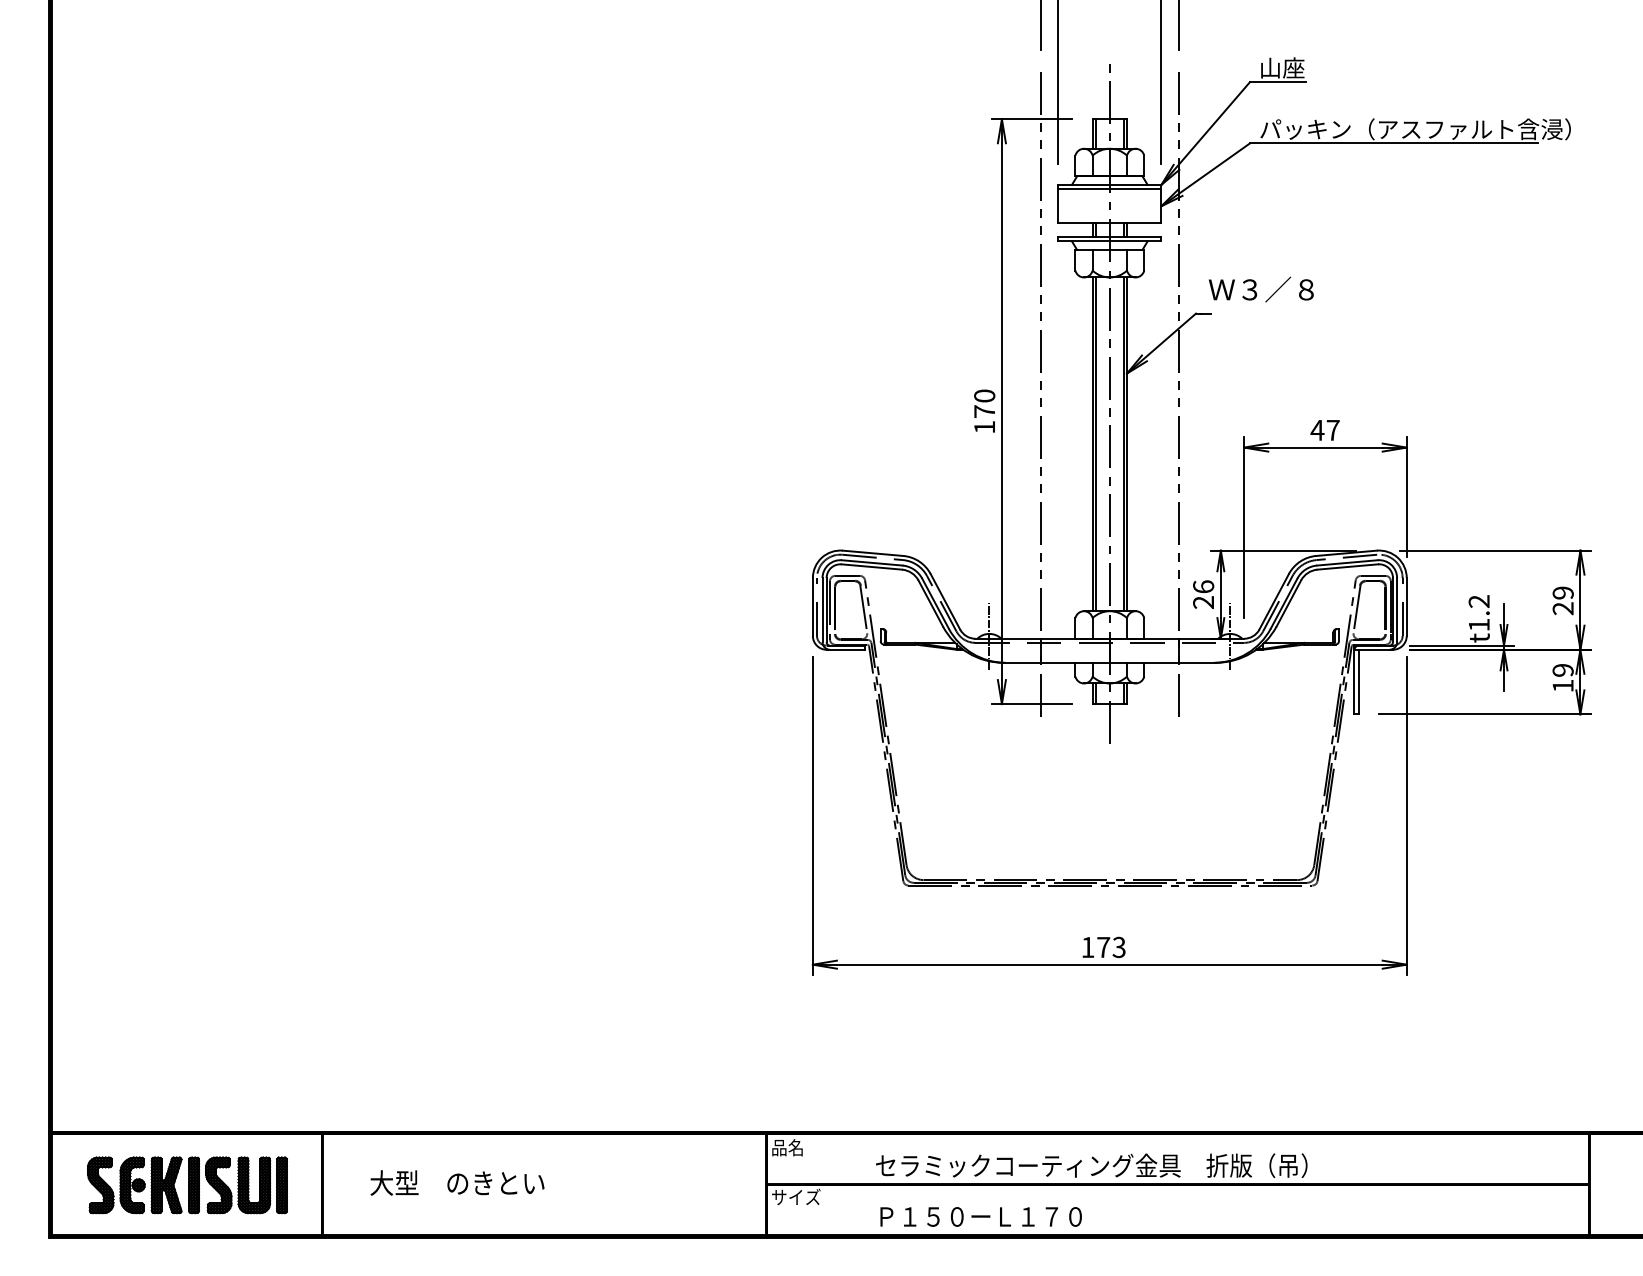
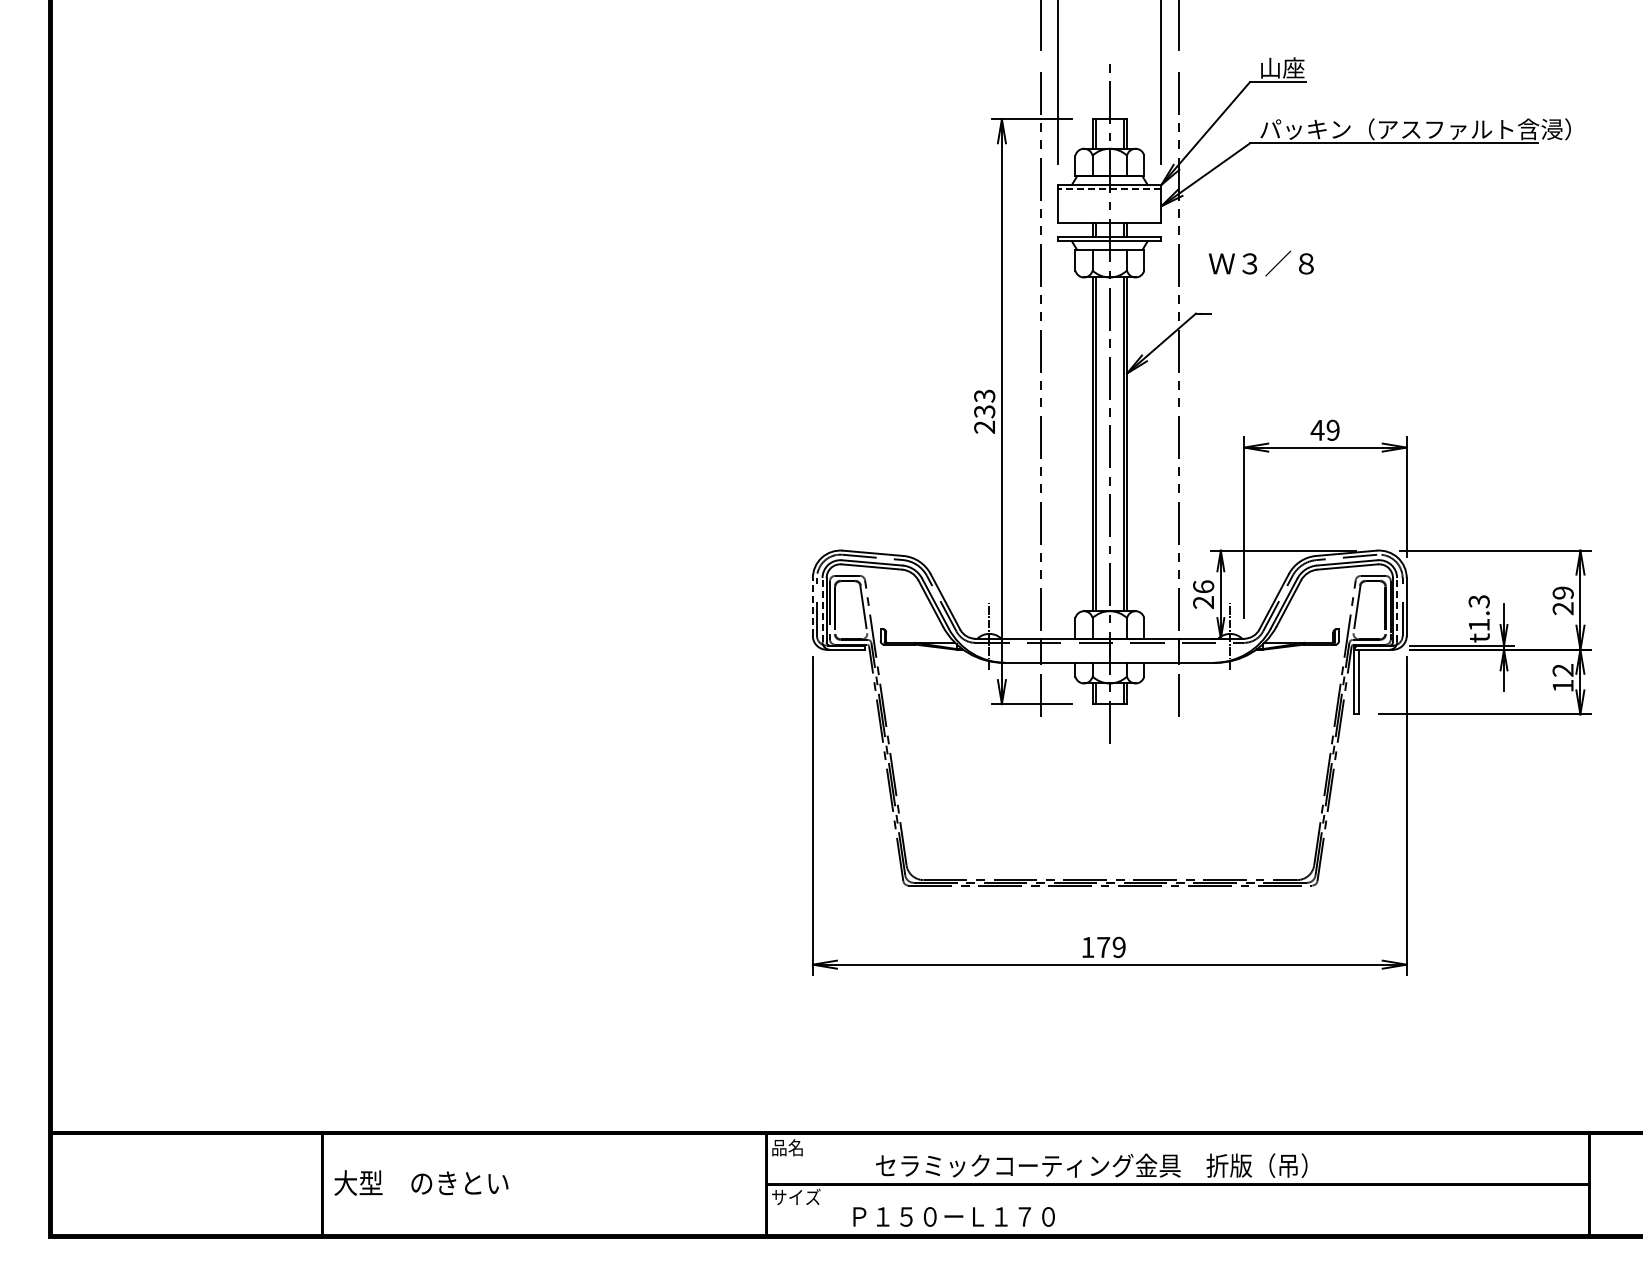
line: solid -> dashed (1109, 189)
text position: (1261, 289) -> (1261, 263) (1261, 263)
text: 170 -> 233 (984, 411)
text: 47 -> 49 (1332, 429)
text: t1.2 -> t1.3 (1479, 601)
line: solid -> dashed (812, 607)
line: solid -> dashed (822, 609)
line: solid -> dashed (1397, 609)
text: 19 -> 12 (1563, 670)
text: 173 -> 179 (1118, 947)
text position: (457, 1182) -> (421, 1182) (421, 1182)
part: present -> none (187, 1185)
text position: (980, 1216) -> (953, 1216) (953, 1216)
